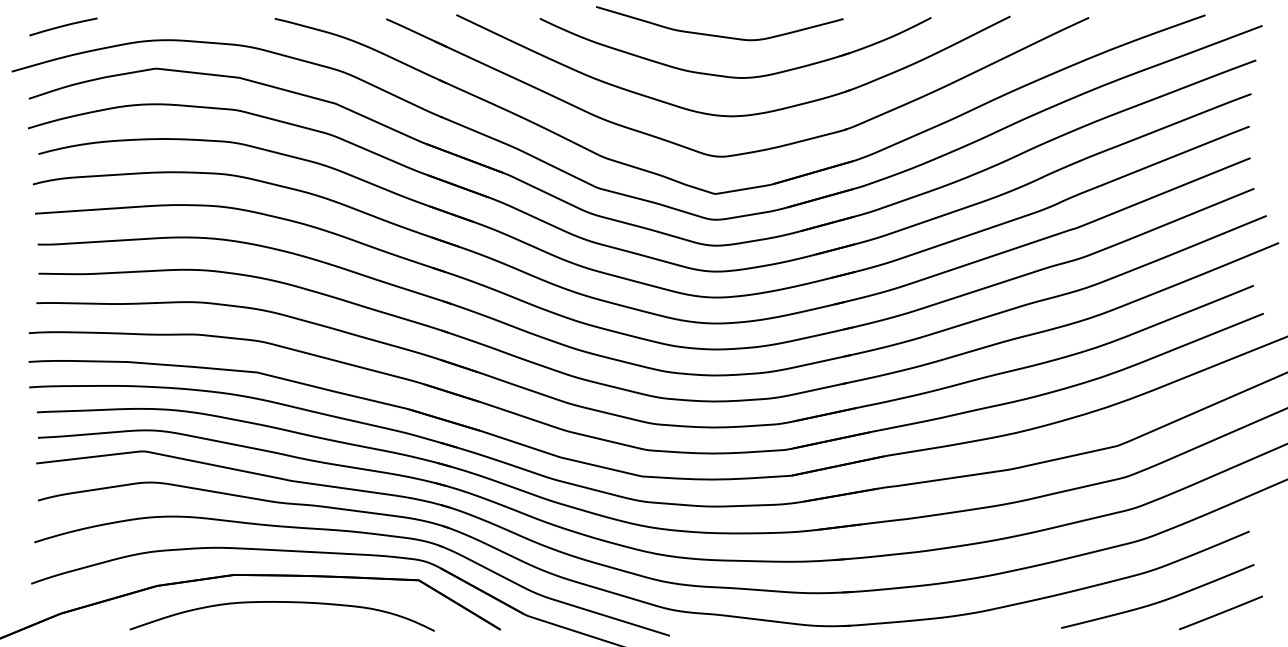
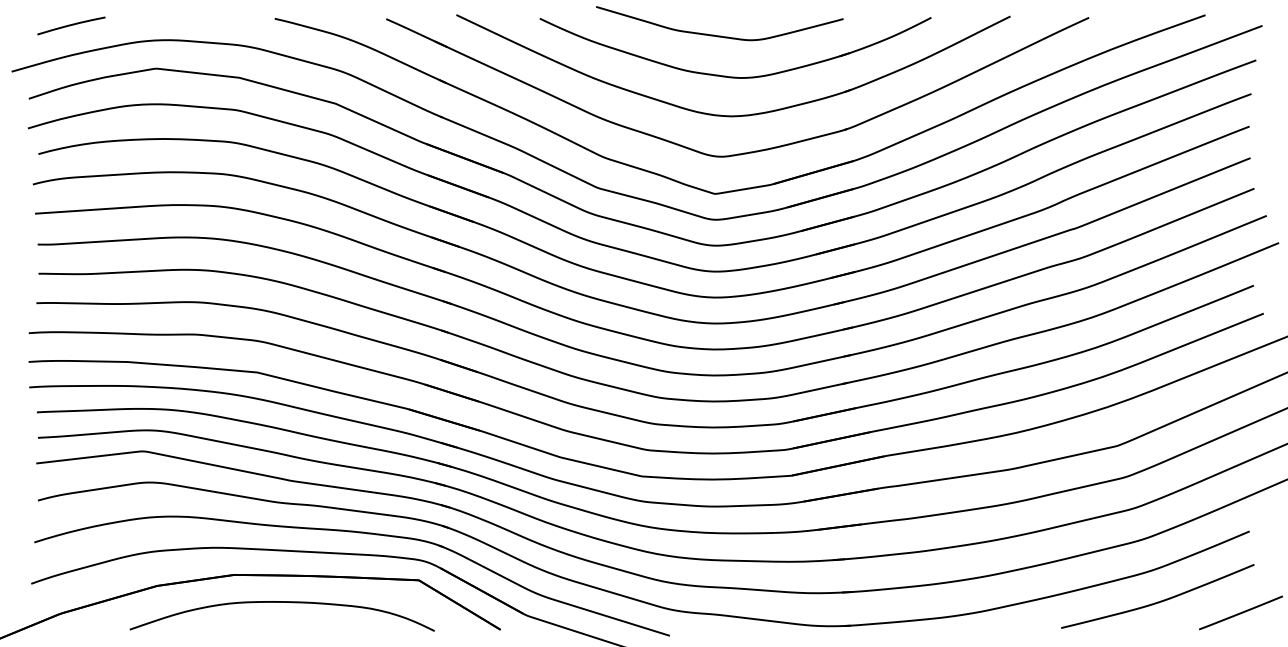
line position: (63, 26) -> (71, 25) (71, 25)
line position: (1220, 612) -> (1240, 612) (1240, 612)
